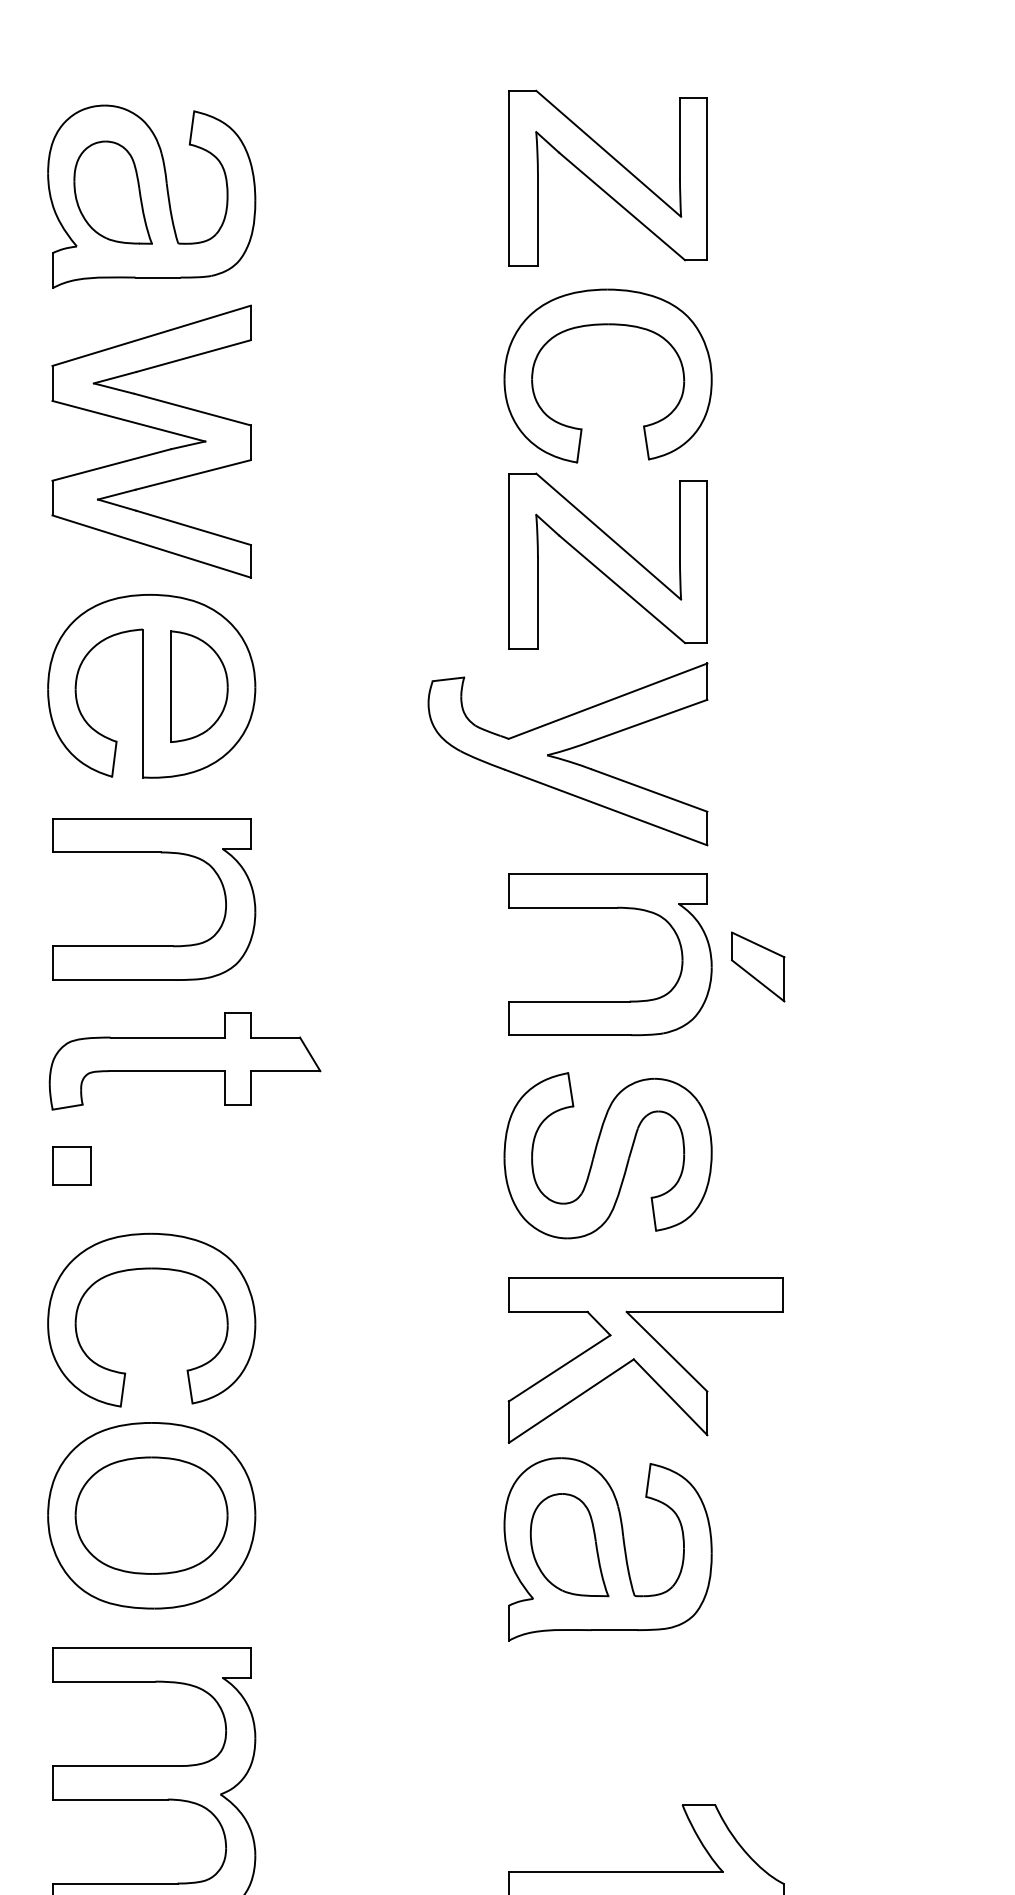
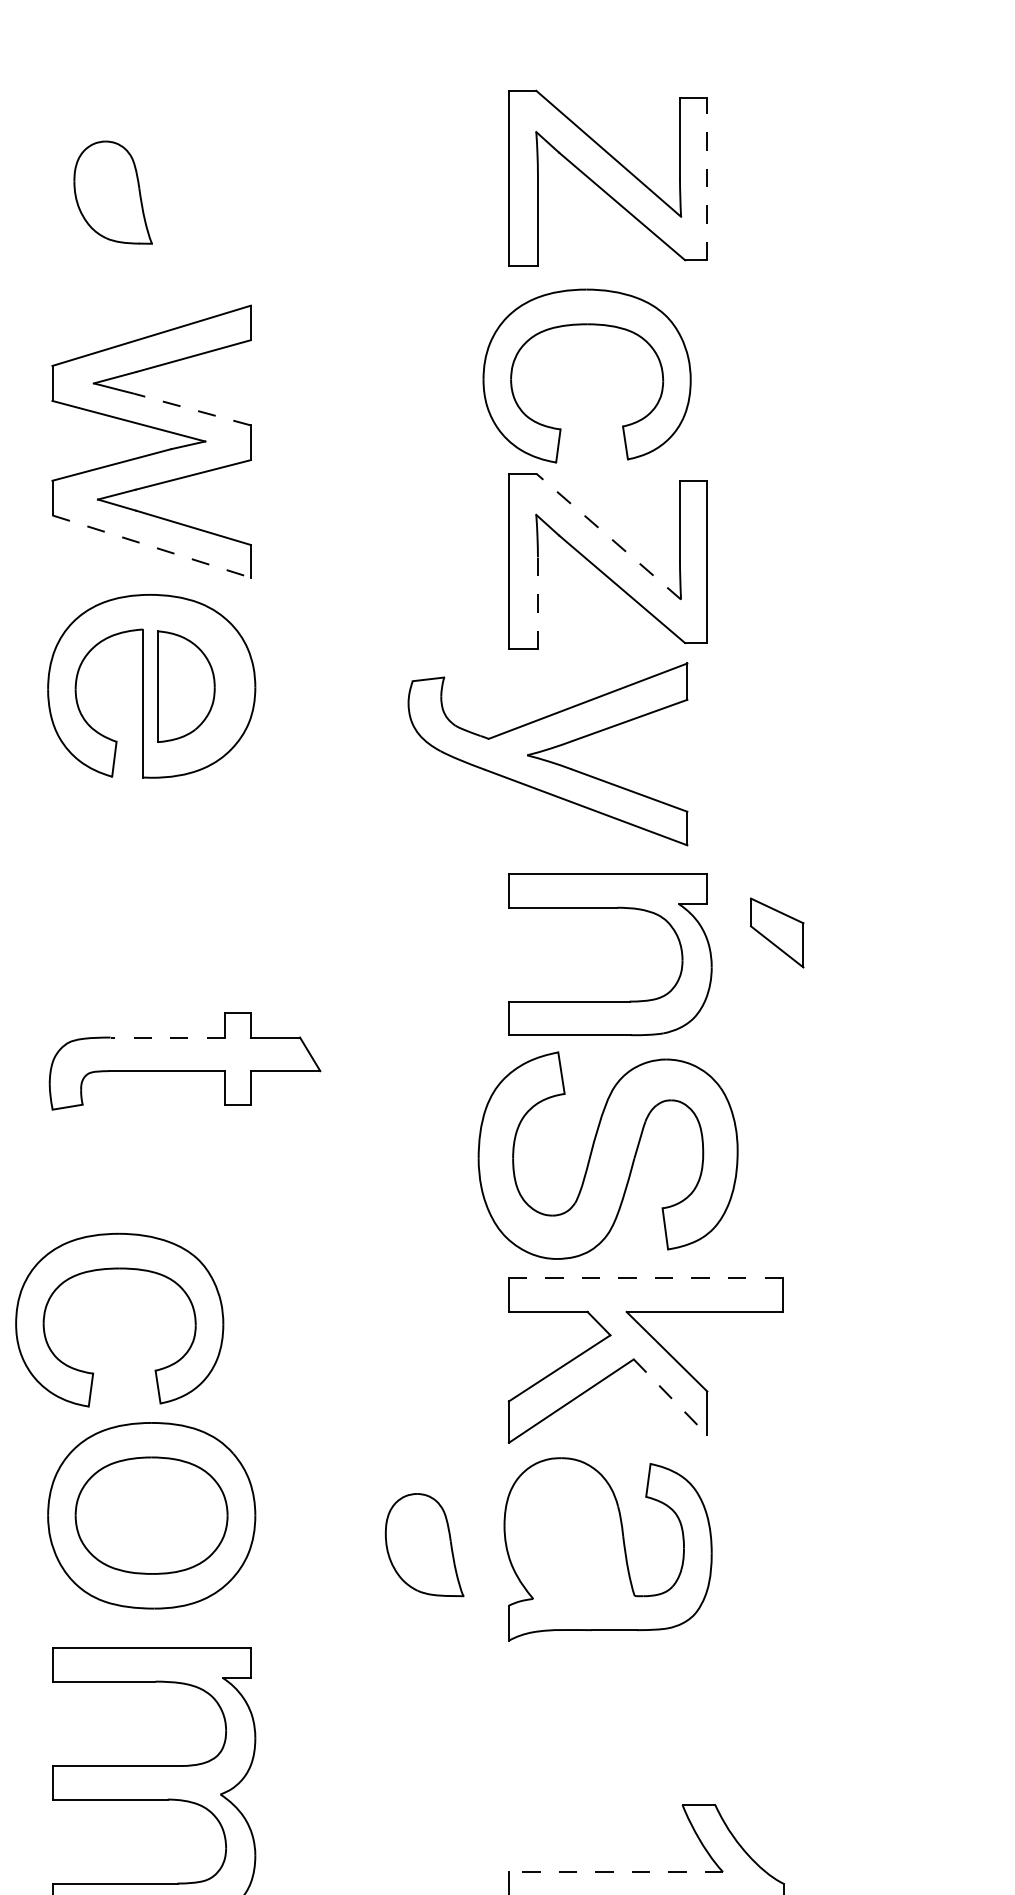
line: solid -> dashed (707, 179)
part: present -> none (151, 196)
part position: (607, 325) -> (586, 325) (586, 325)
line: solid -> dashed (192, 409)
line: solid -> dashed (608, 536)
line: solid -> dashed (151, 546)
line: solid -> dashed (537, 603)
part position: (199, 686) -> (186, 686) (186, 686)
part position: (567, 754) -> (547, 754) (547, 754)
part: present -> none (154, 945)
part position: (758, 966) -> (777, 932) (777, 932)
line: solid -> dashed (167, 1037)
part size: 210x168 px -> 262x209 px (607, 1155)
part: present -> none (71, 1165)
part position: (151, 1269) -> (119, 1269) (119, 1269)
line: solid -> dashed (645, 1278)
line: solid -> dashed (670, 1397)
part position: (569, 1545) -> (424, 1545) (424, 1545)
line: solid -> dashed (615, 1872)
